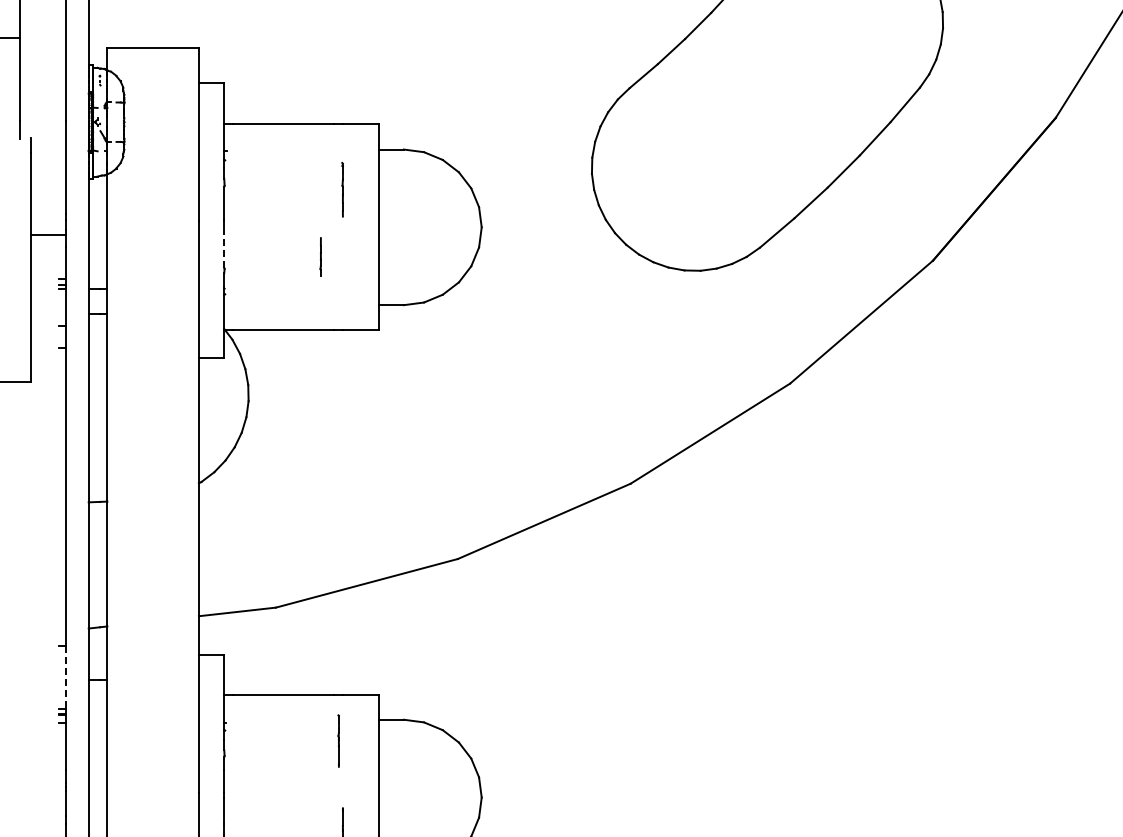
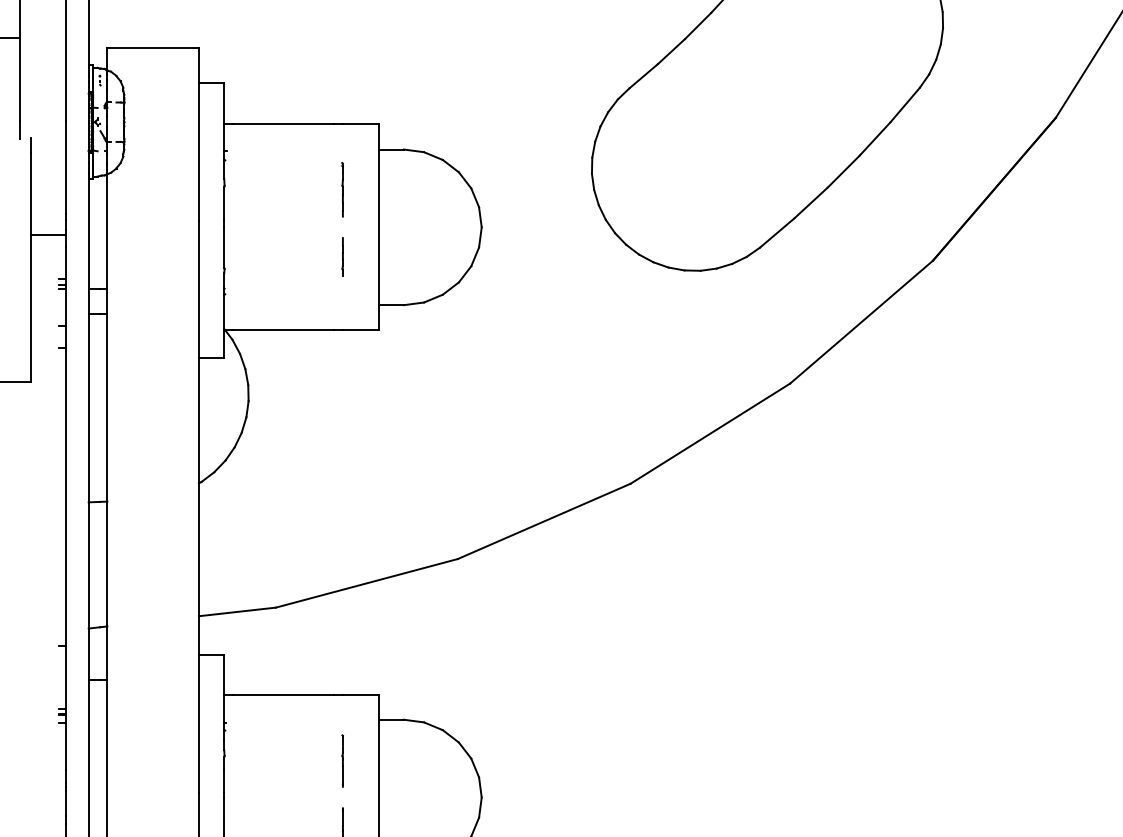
line: dashed -> solid (224, 247)
line position: (320, 256) -> (342, 256) (342, 256)
line: dashed -> solid (65, 677)
line position: (338, 740) -> (342, 760) (342, 760)
